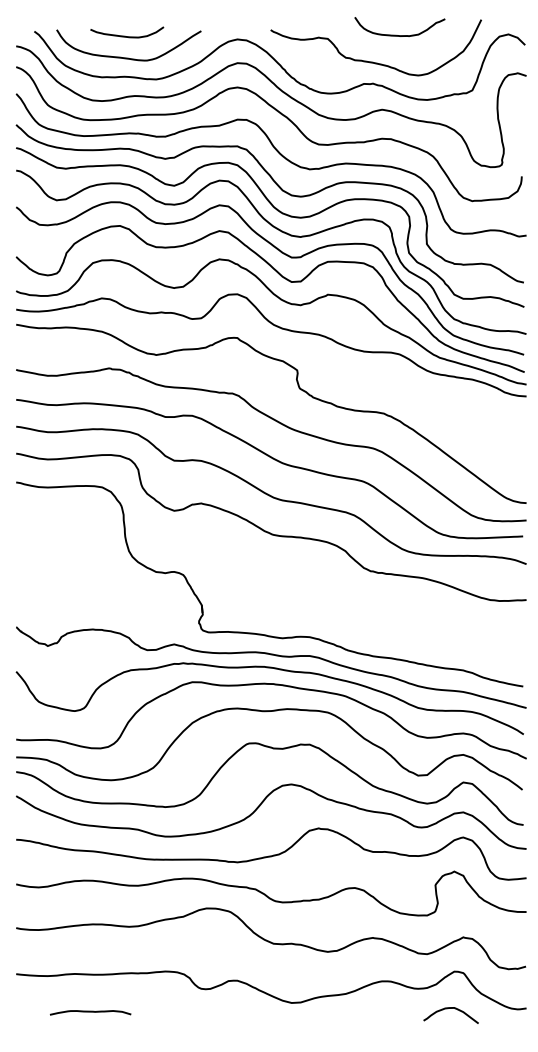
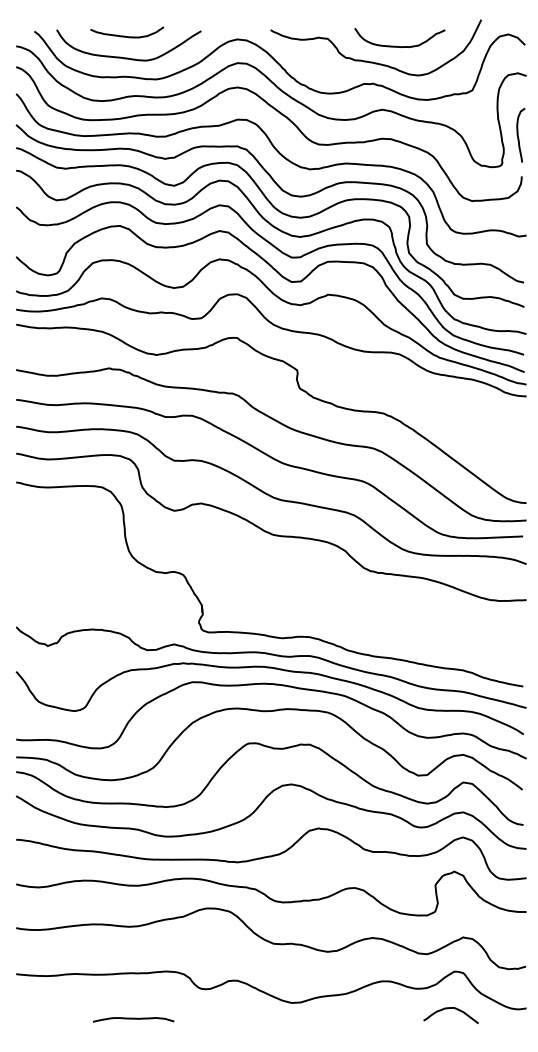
curve position: (396, 34) -> (396, 45) (396, 45)
curve: none -> present (518, 134)
curve position: (90, 1012) -> (133, 1019) (133, 1019)
